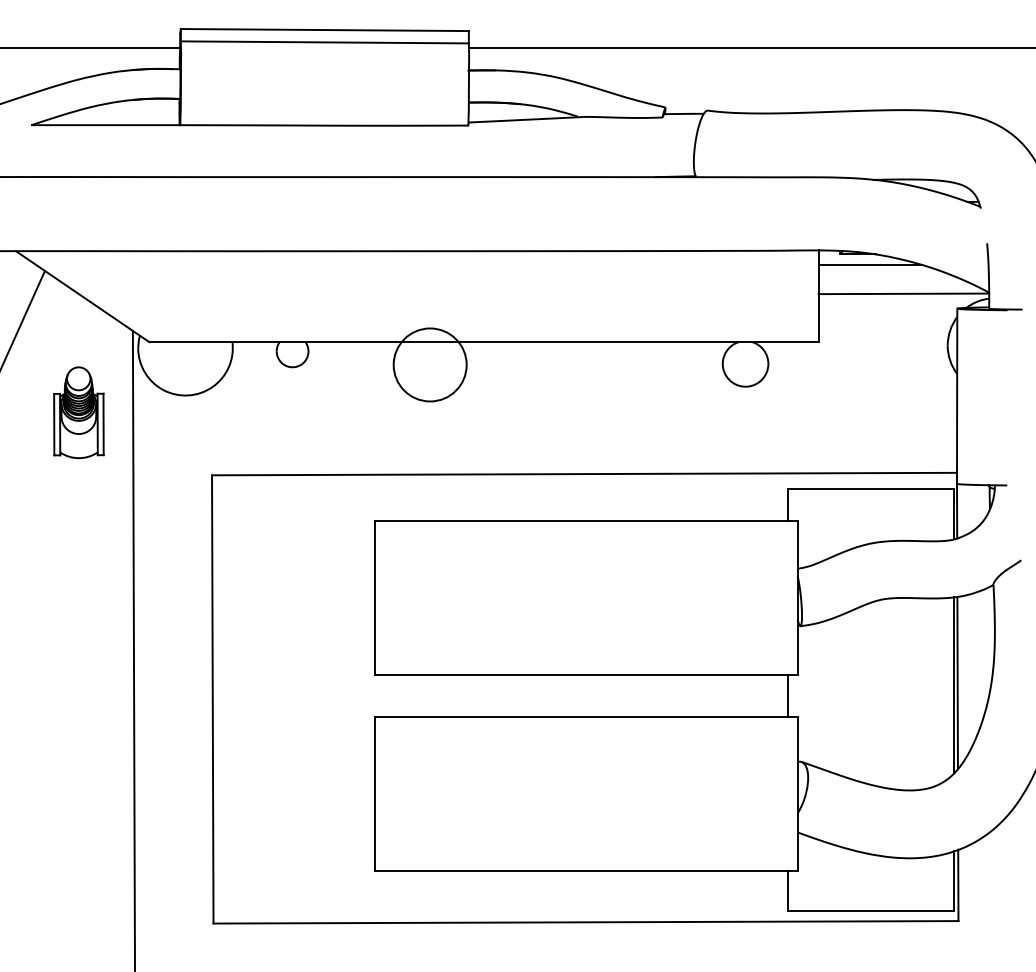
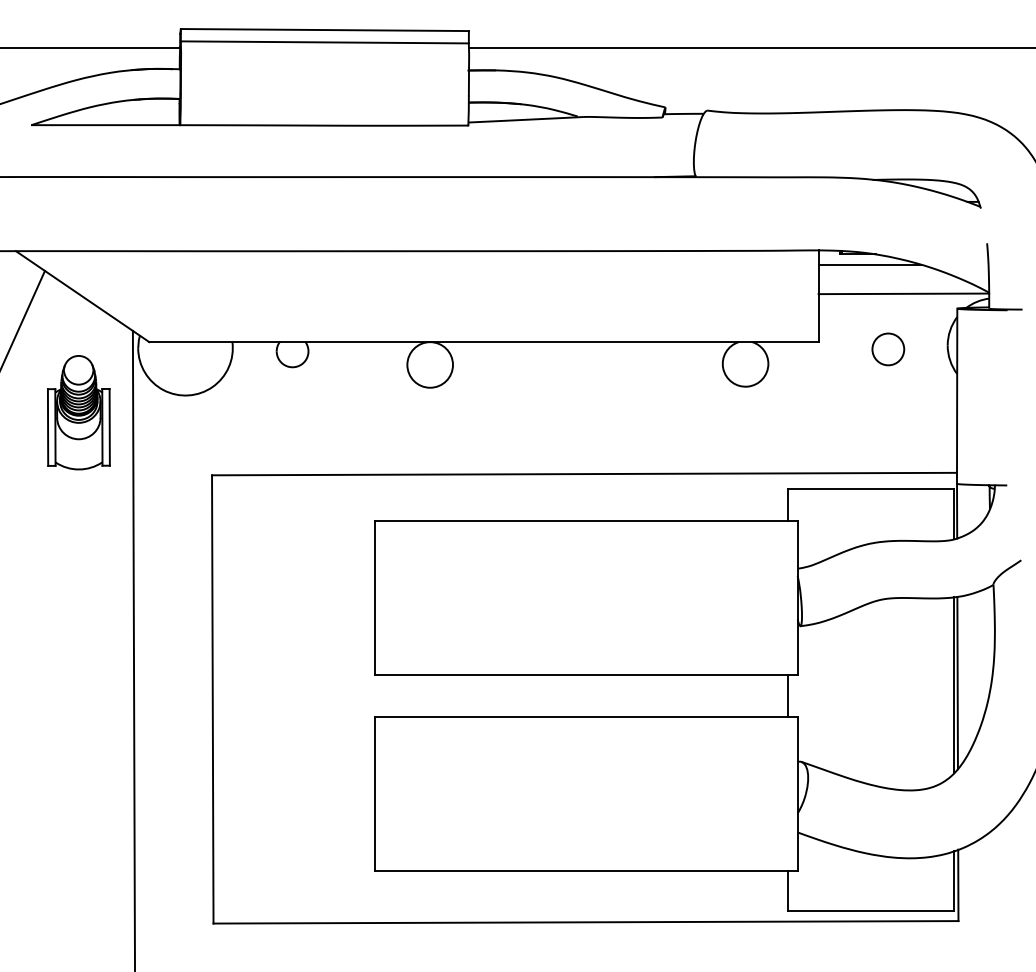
circle: none -> present (888, 349)
circle diameter: 73 px -> 46 px (430, 364)
part size: 52x93 px -> 64x116 px (78, 412)
